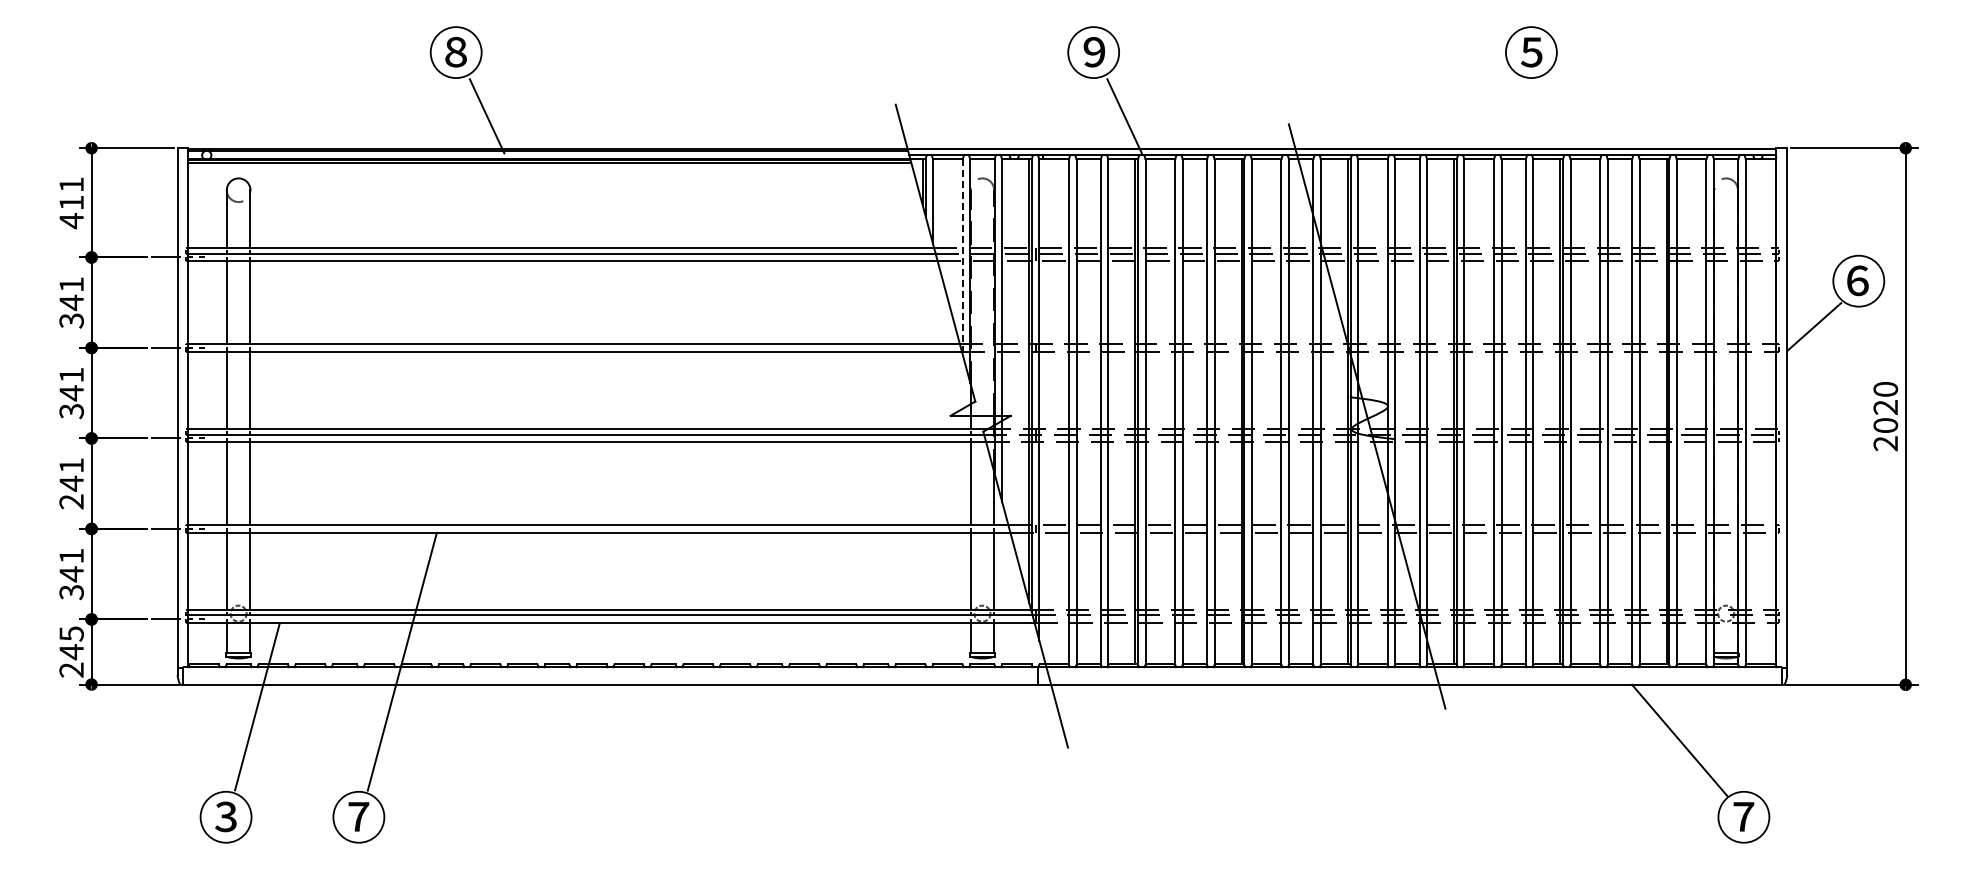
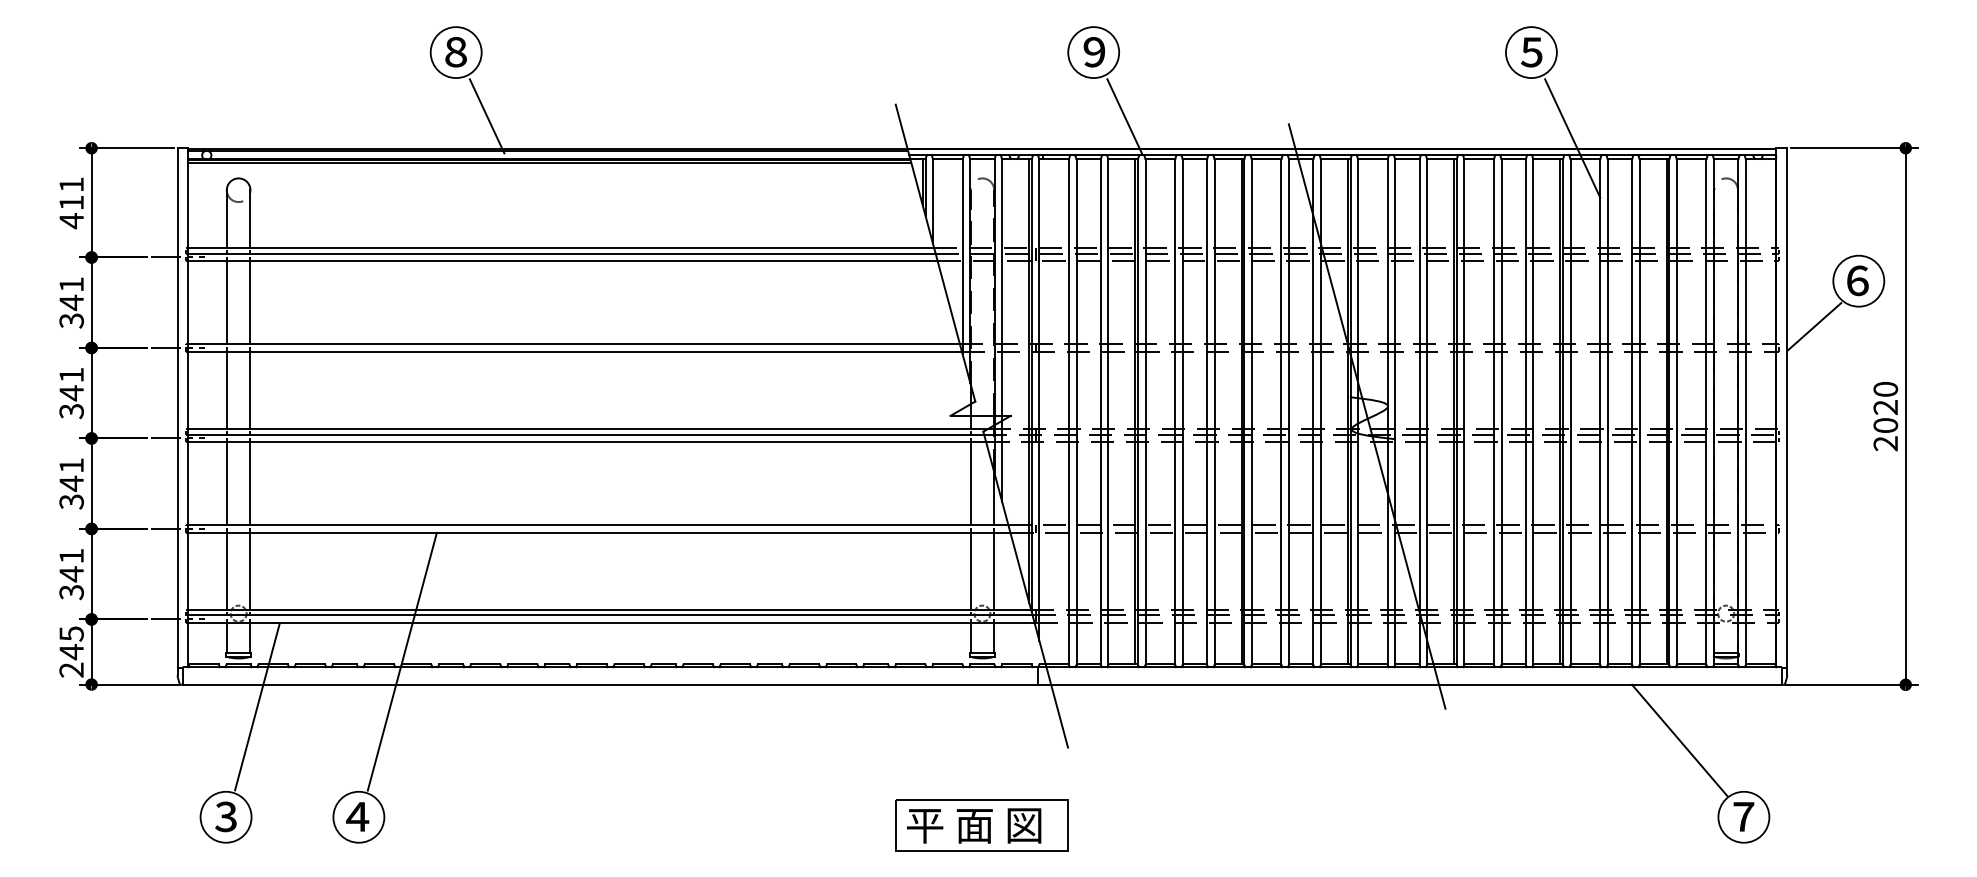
line: none -> present (1572, 138)
line: dashed -> solid (962, 256)
text: 241 -> 341 (71, 501)
text: ⑦ -> ④ (357, 816)
part: none -> present (981, 825)
